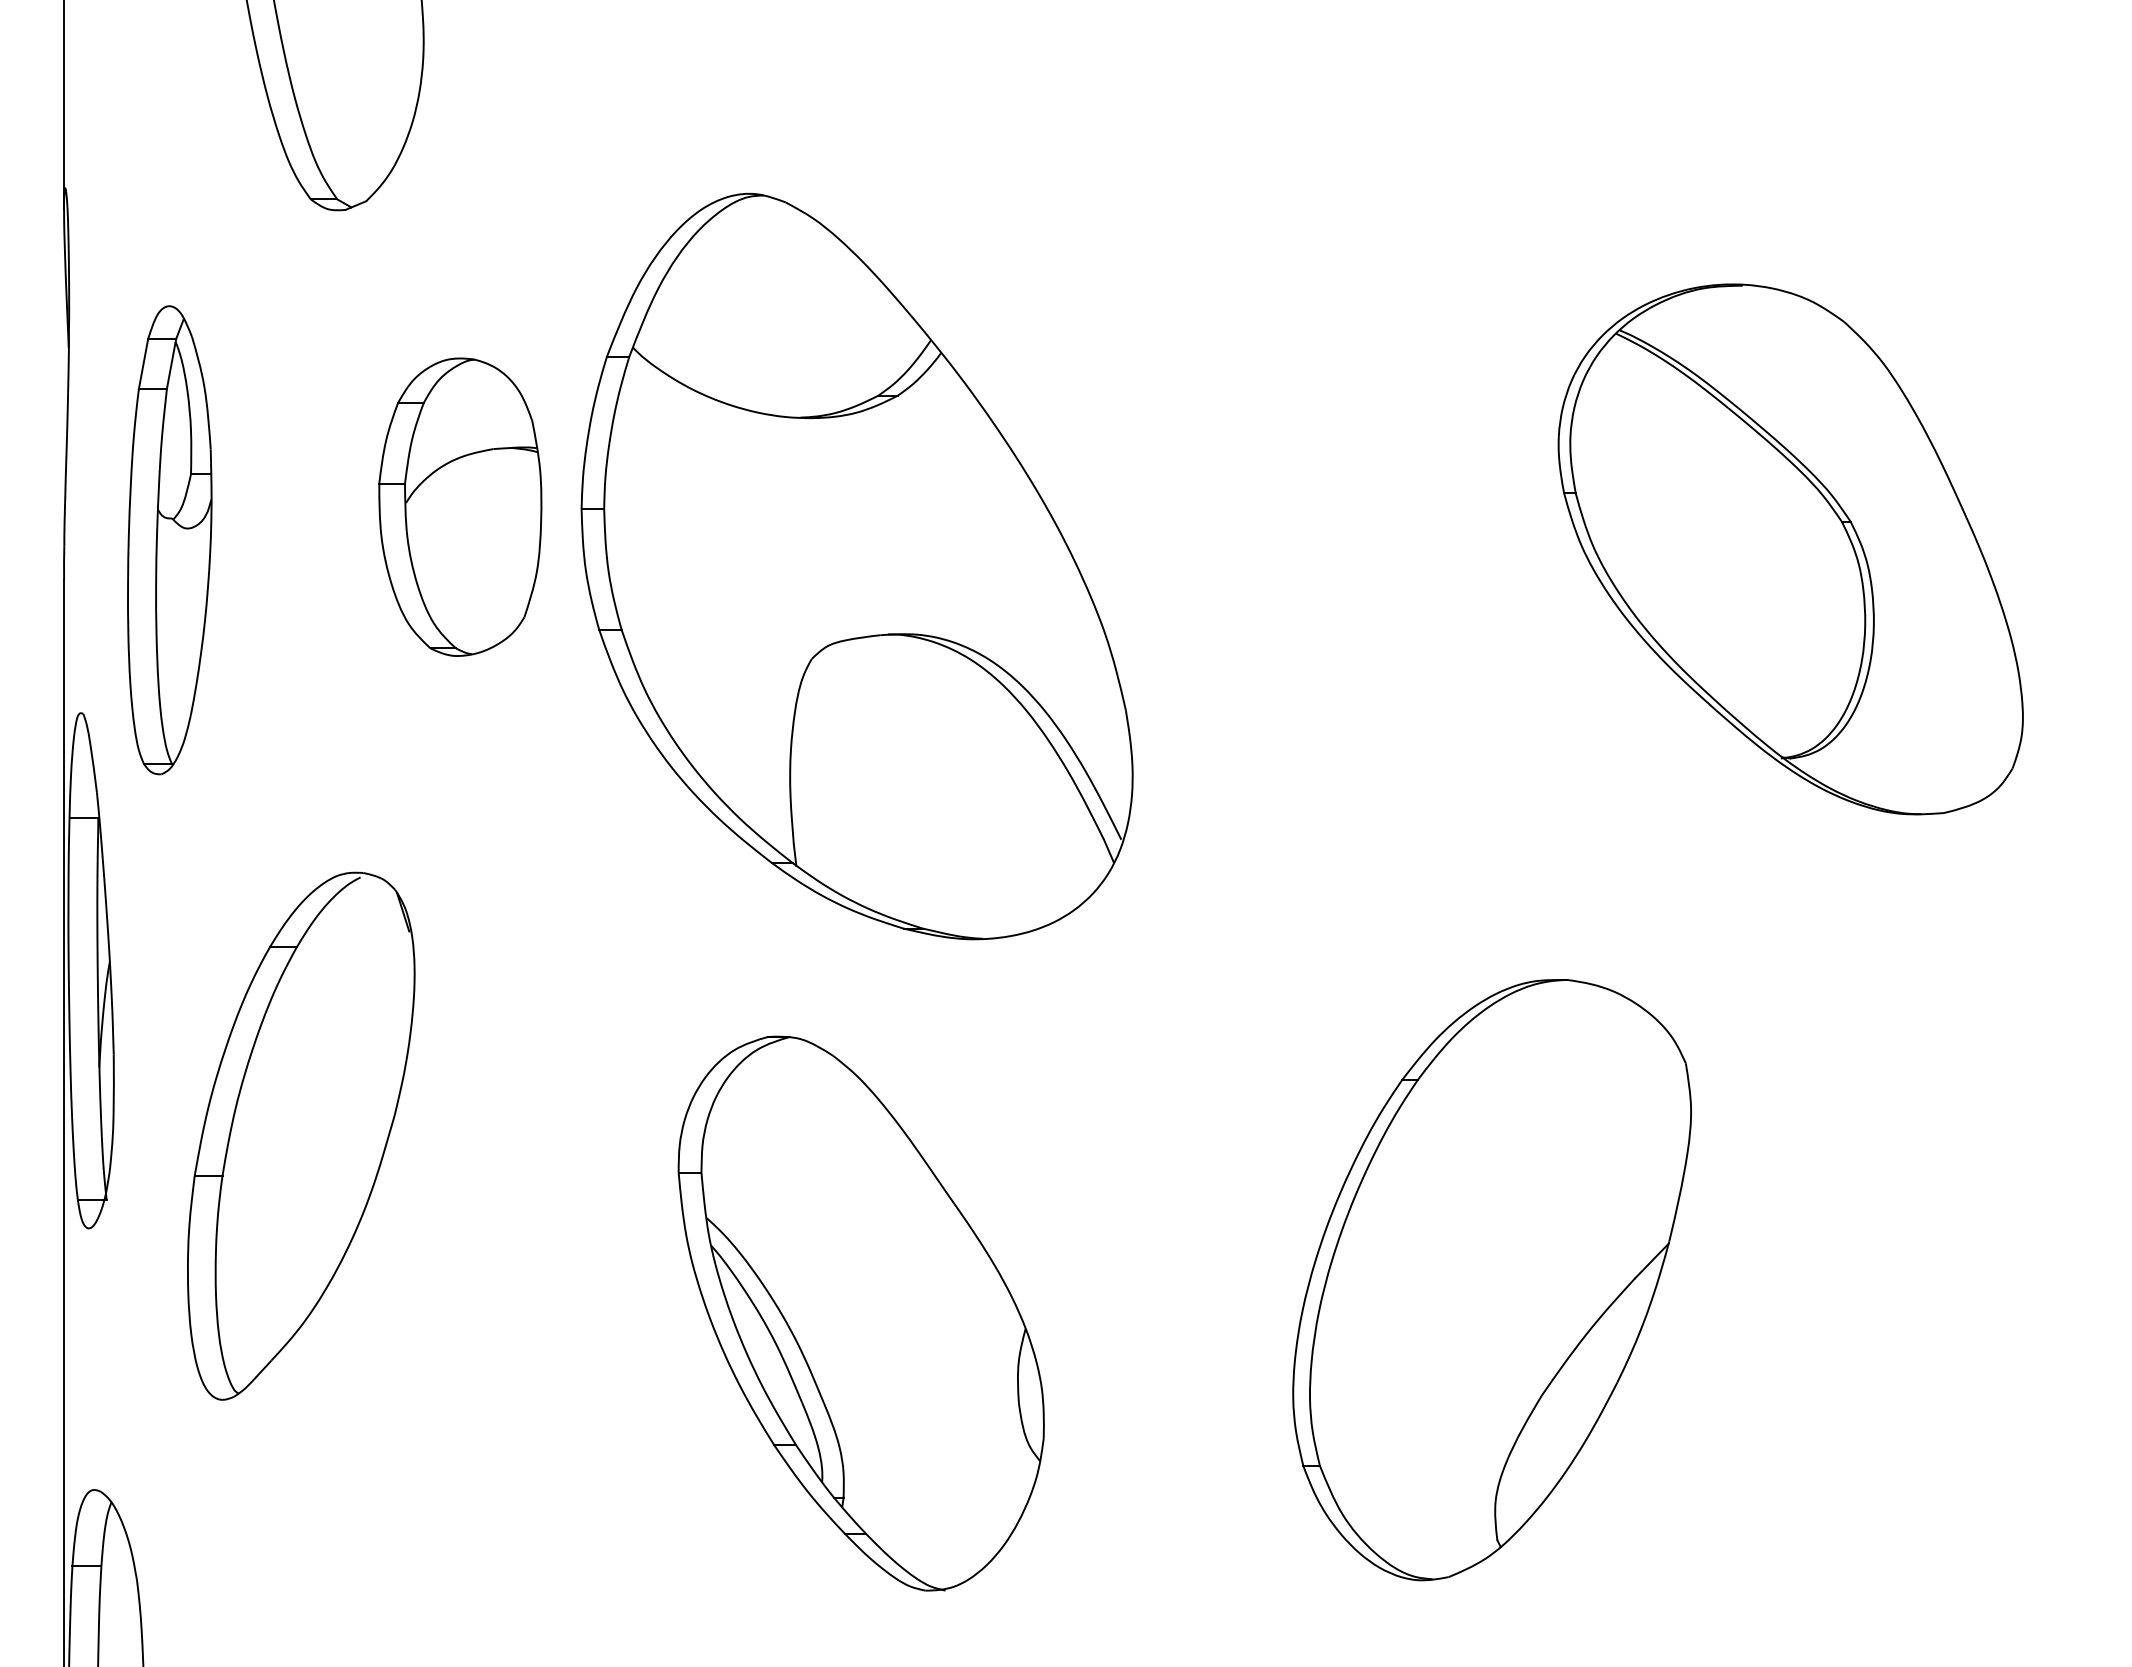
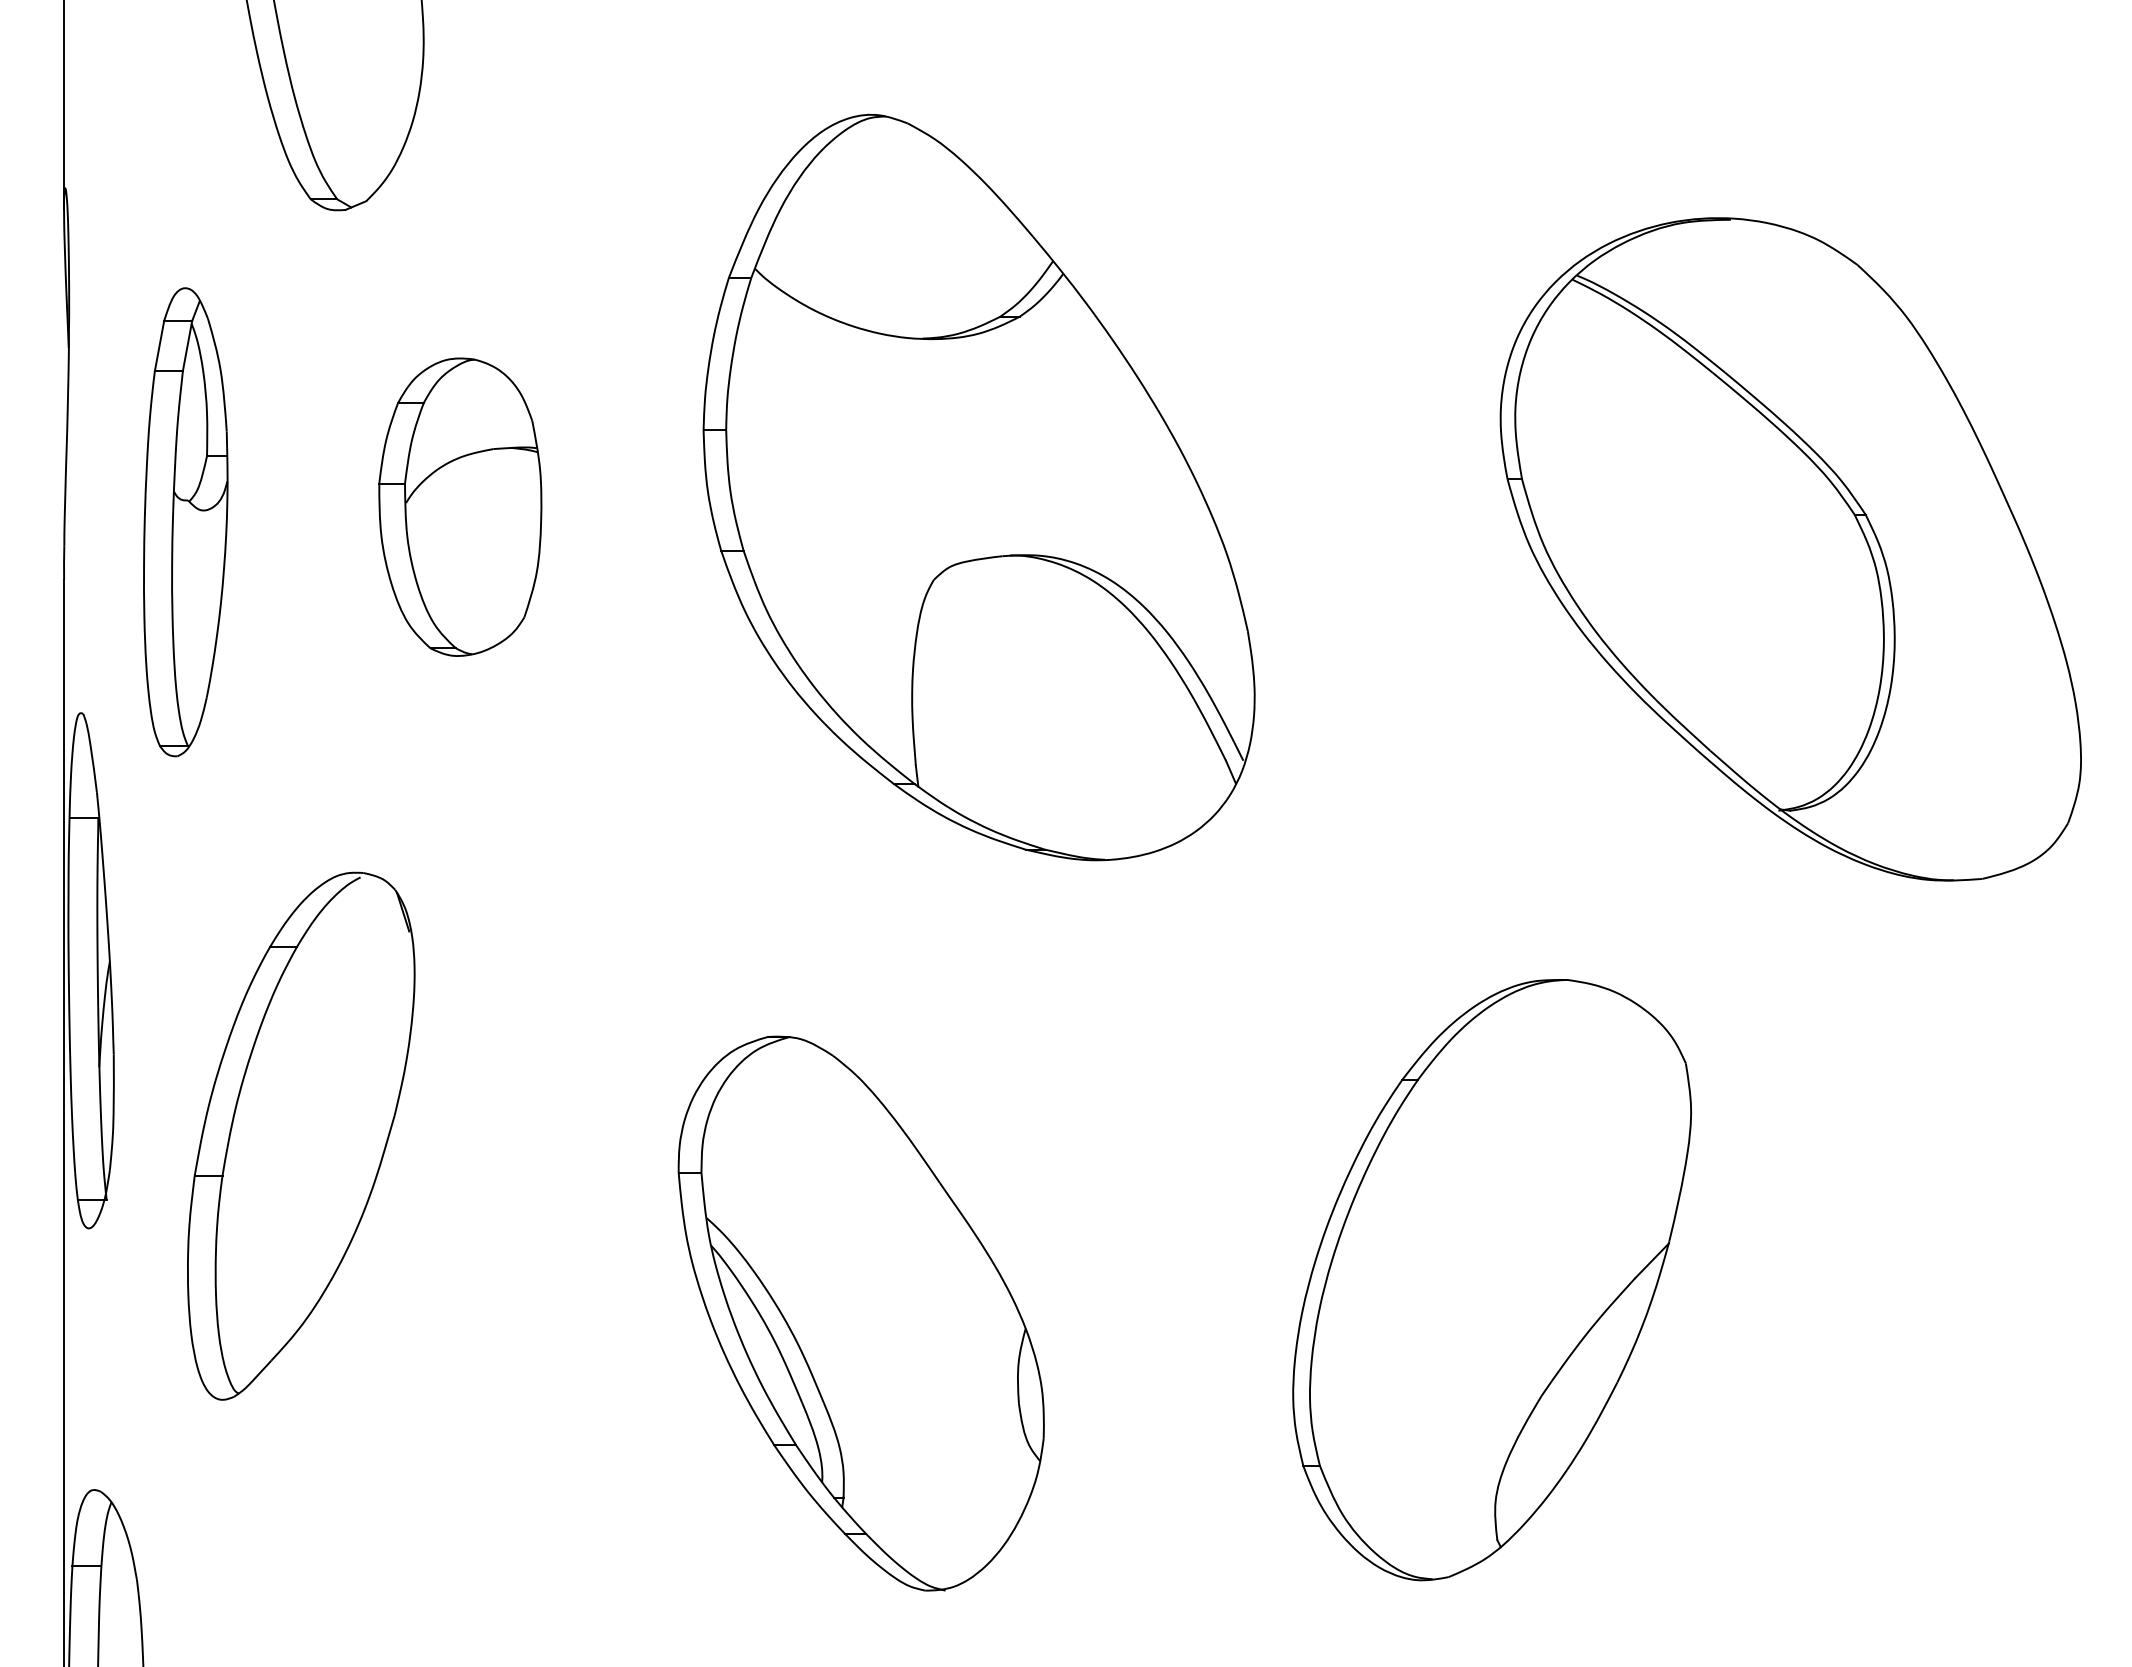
part position: (169, 540) -> (185, 522) (185, 522)
part size: 467x533 px -> 583x665 px (1790, 549)
part position: (856, 566) -> (978, 487) (978, 487)
